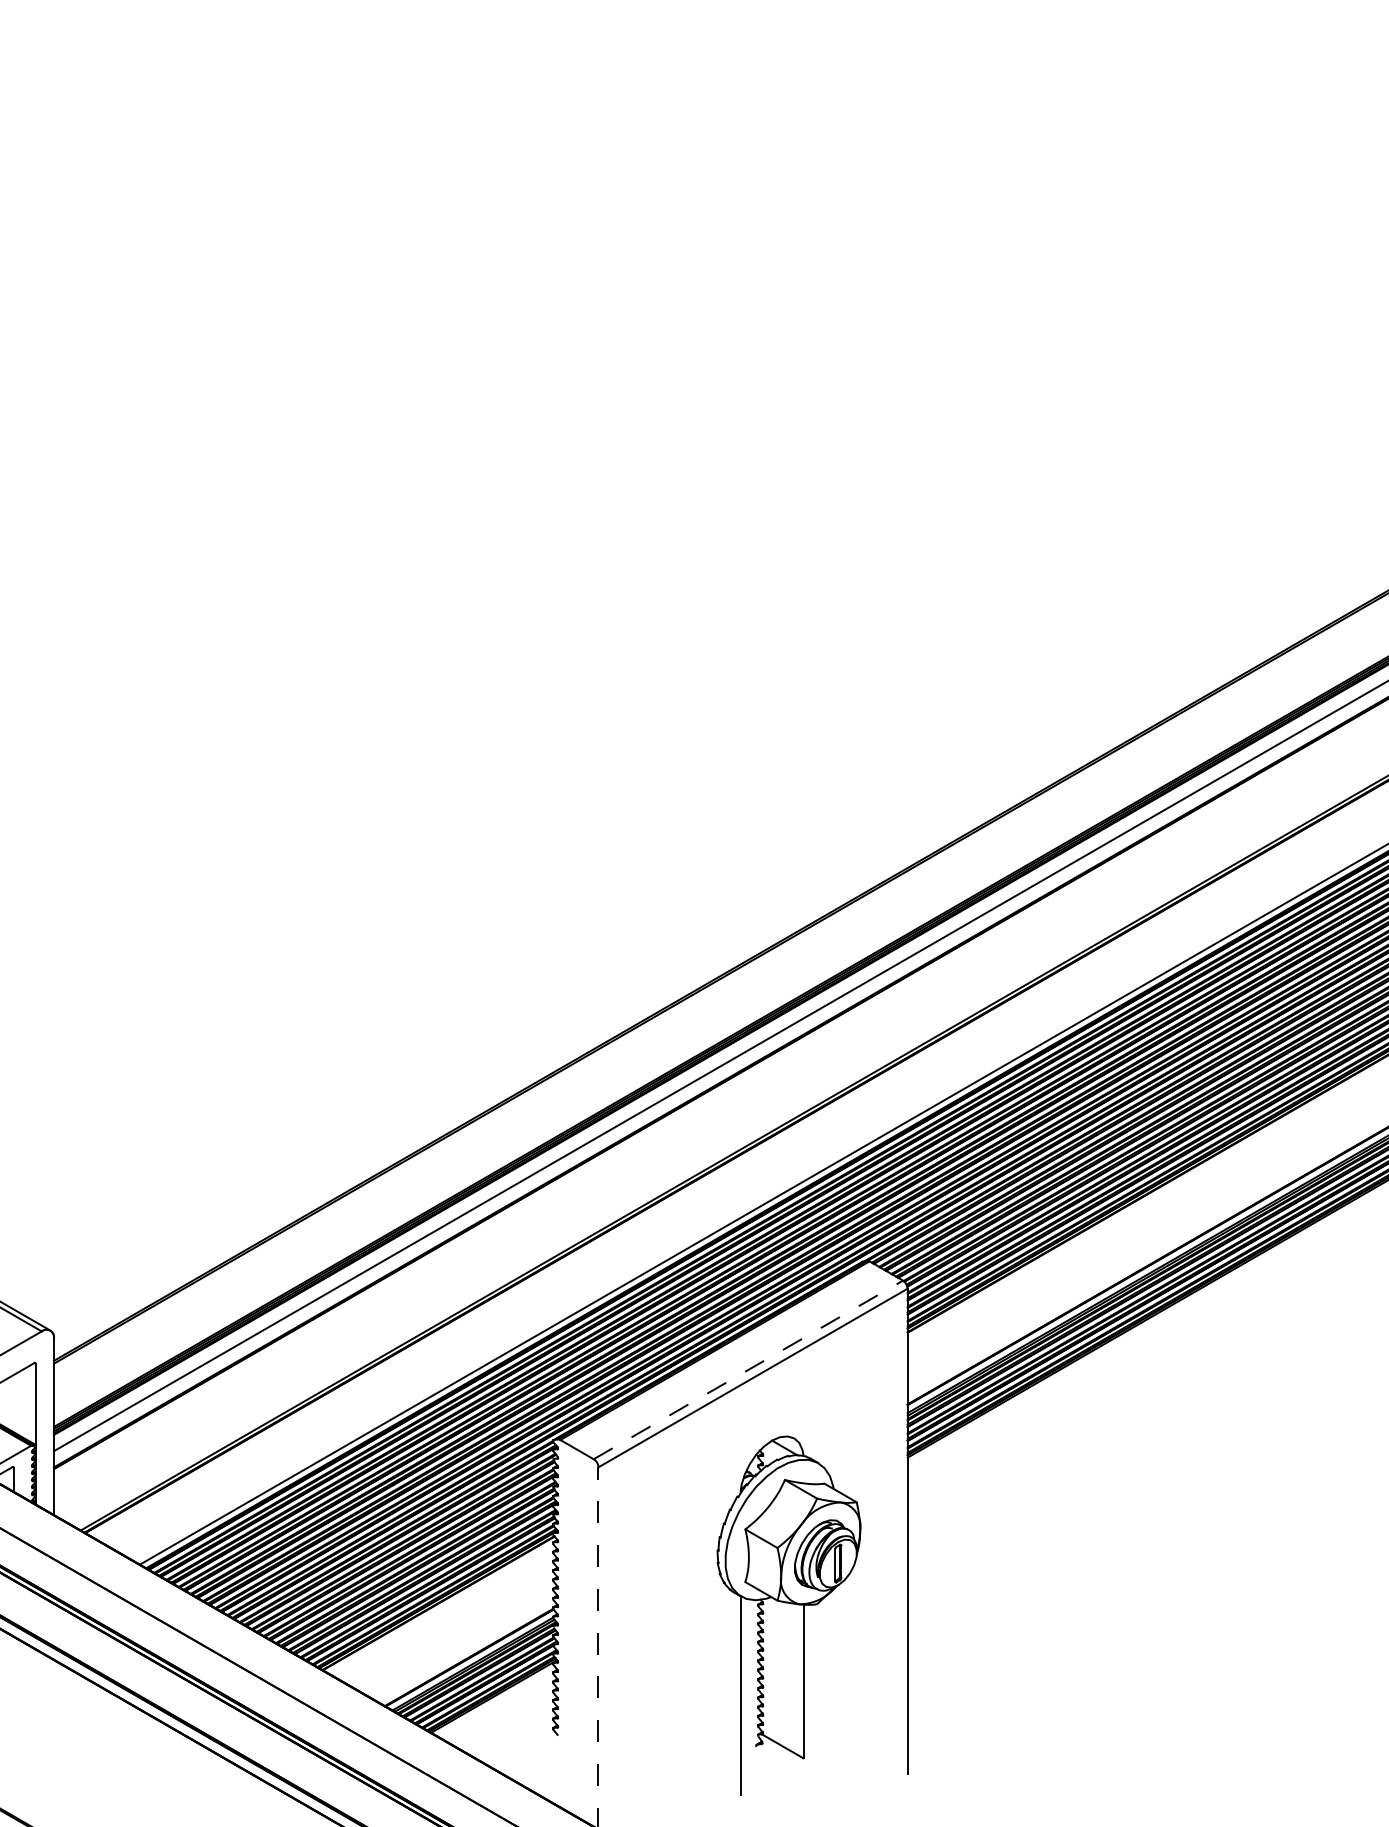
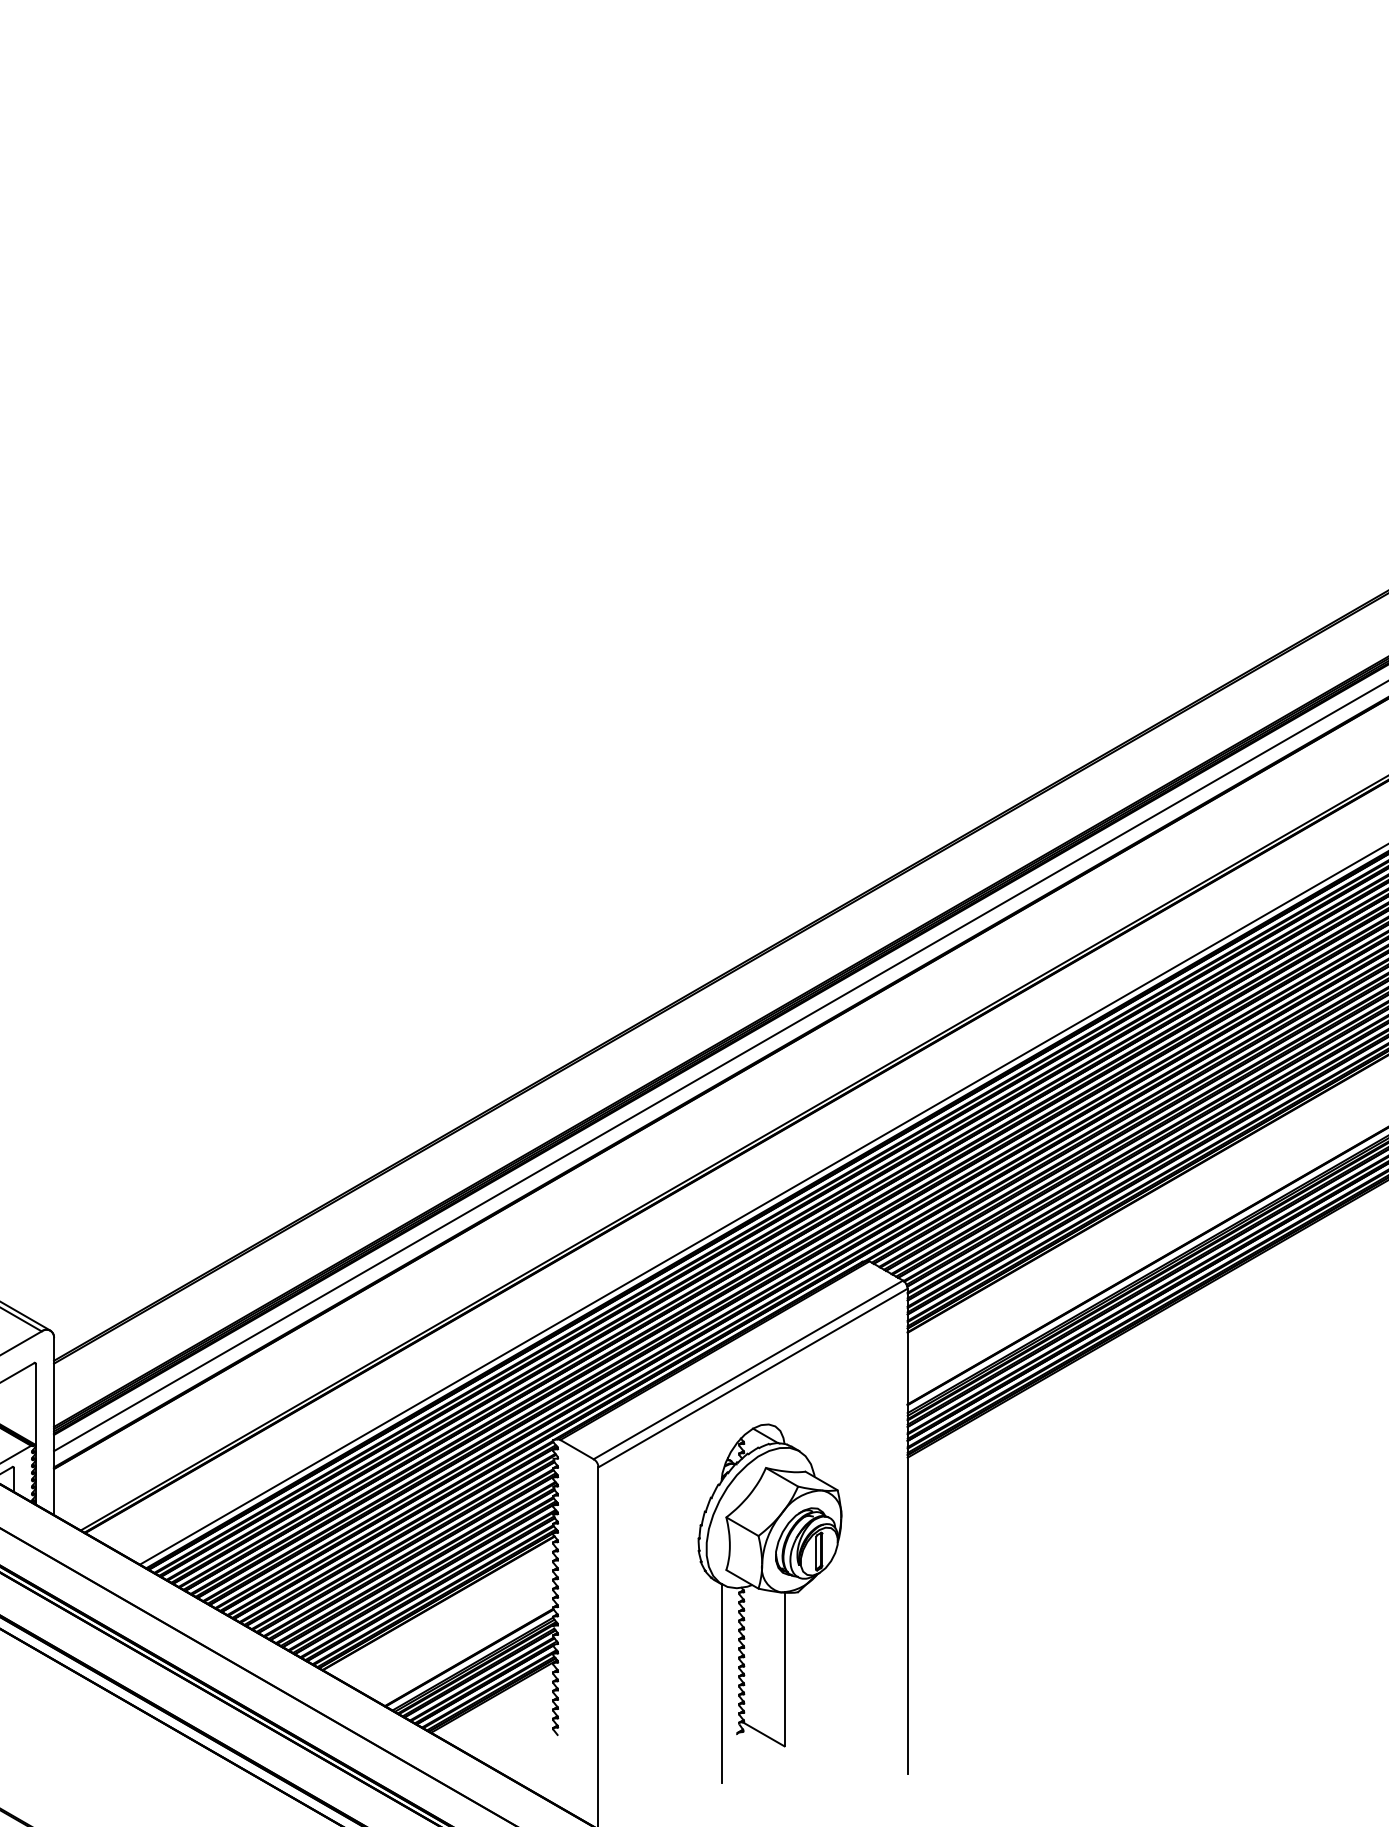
line: dashed -> solid (748, 1369)
part position: (788, 1615) -> (769, 1603) (769, 1603)
line: dashed -> solid (598, 1646)
